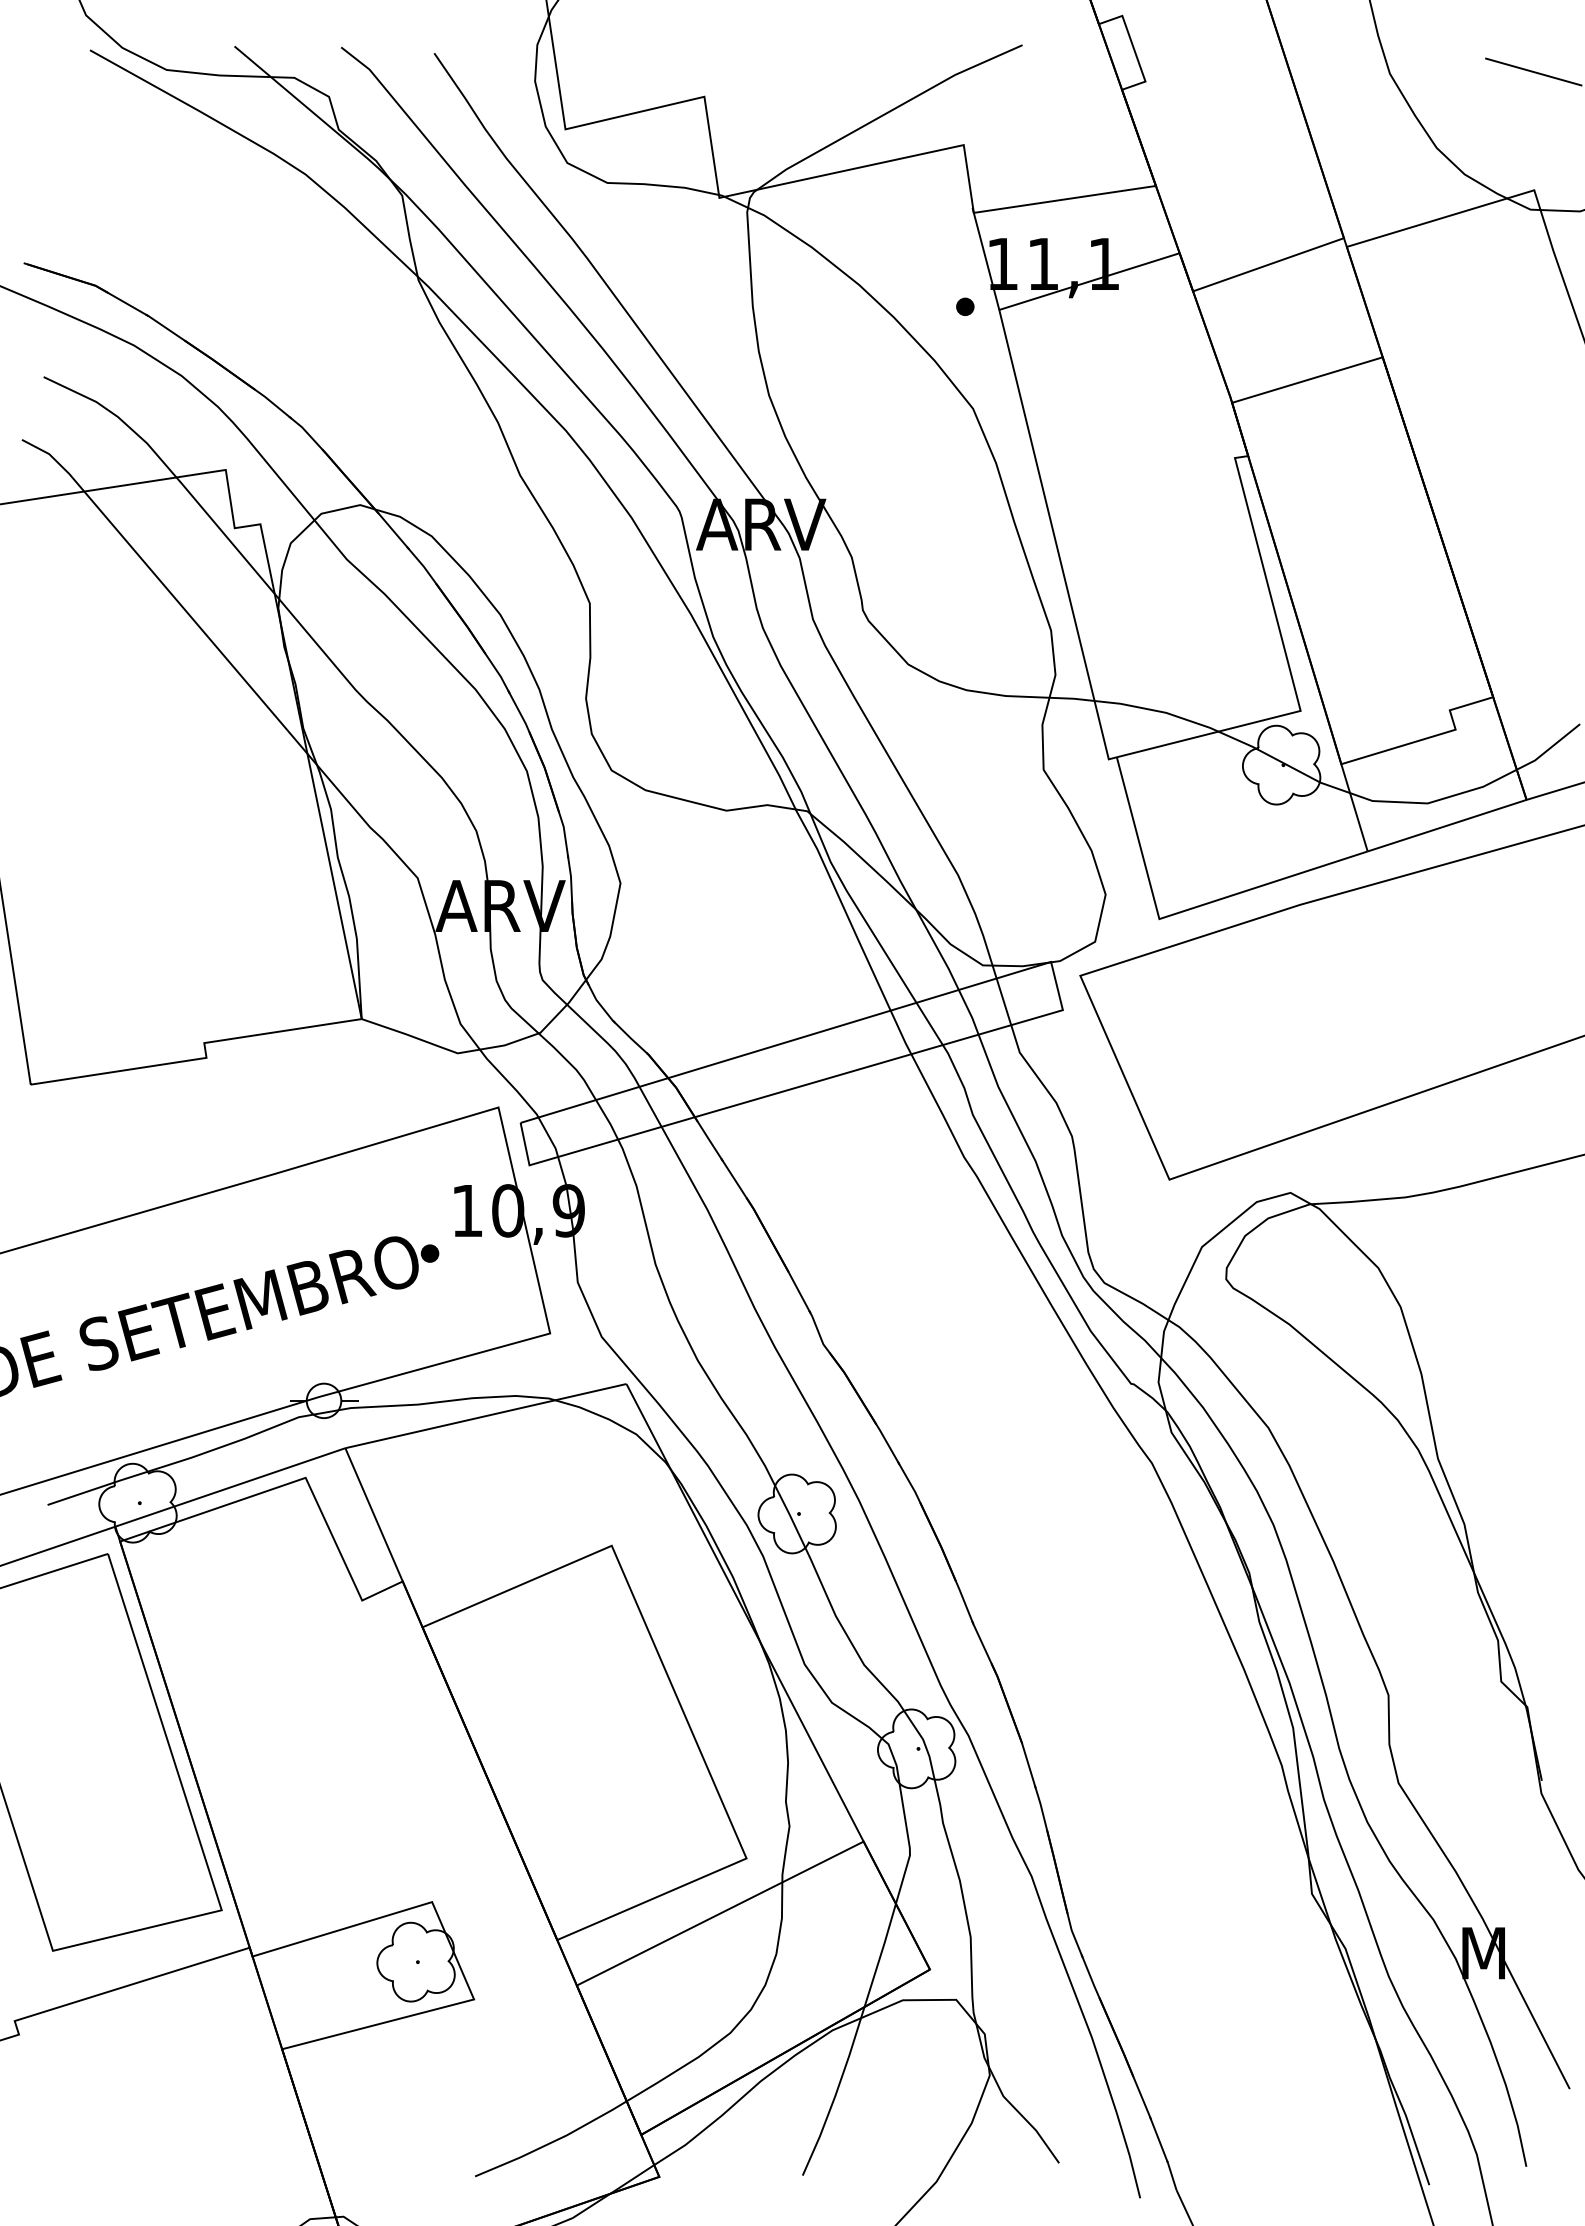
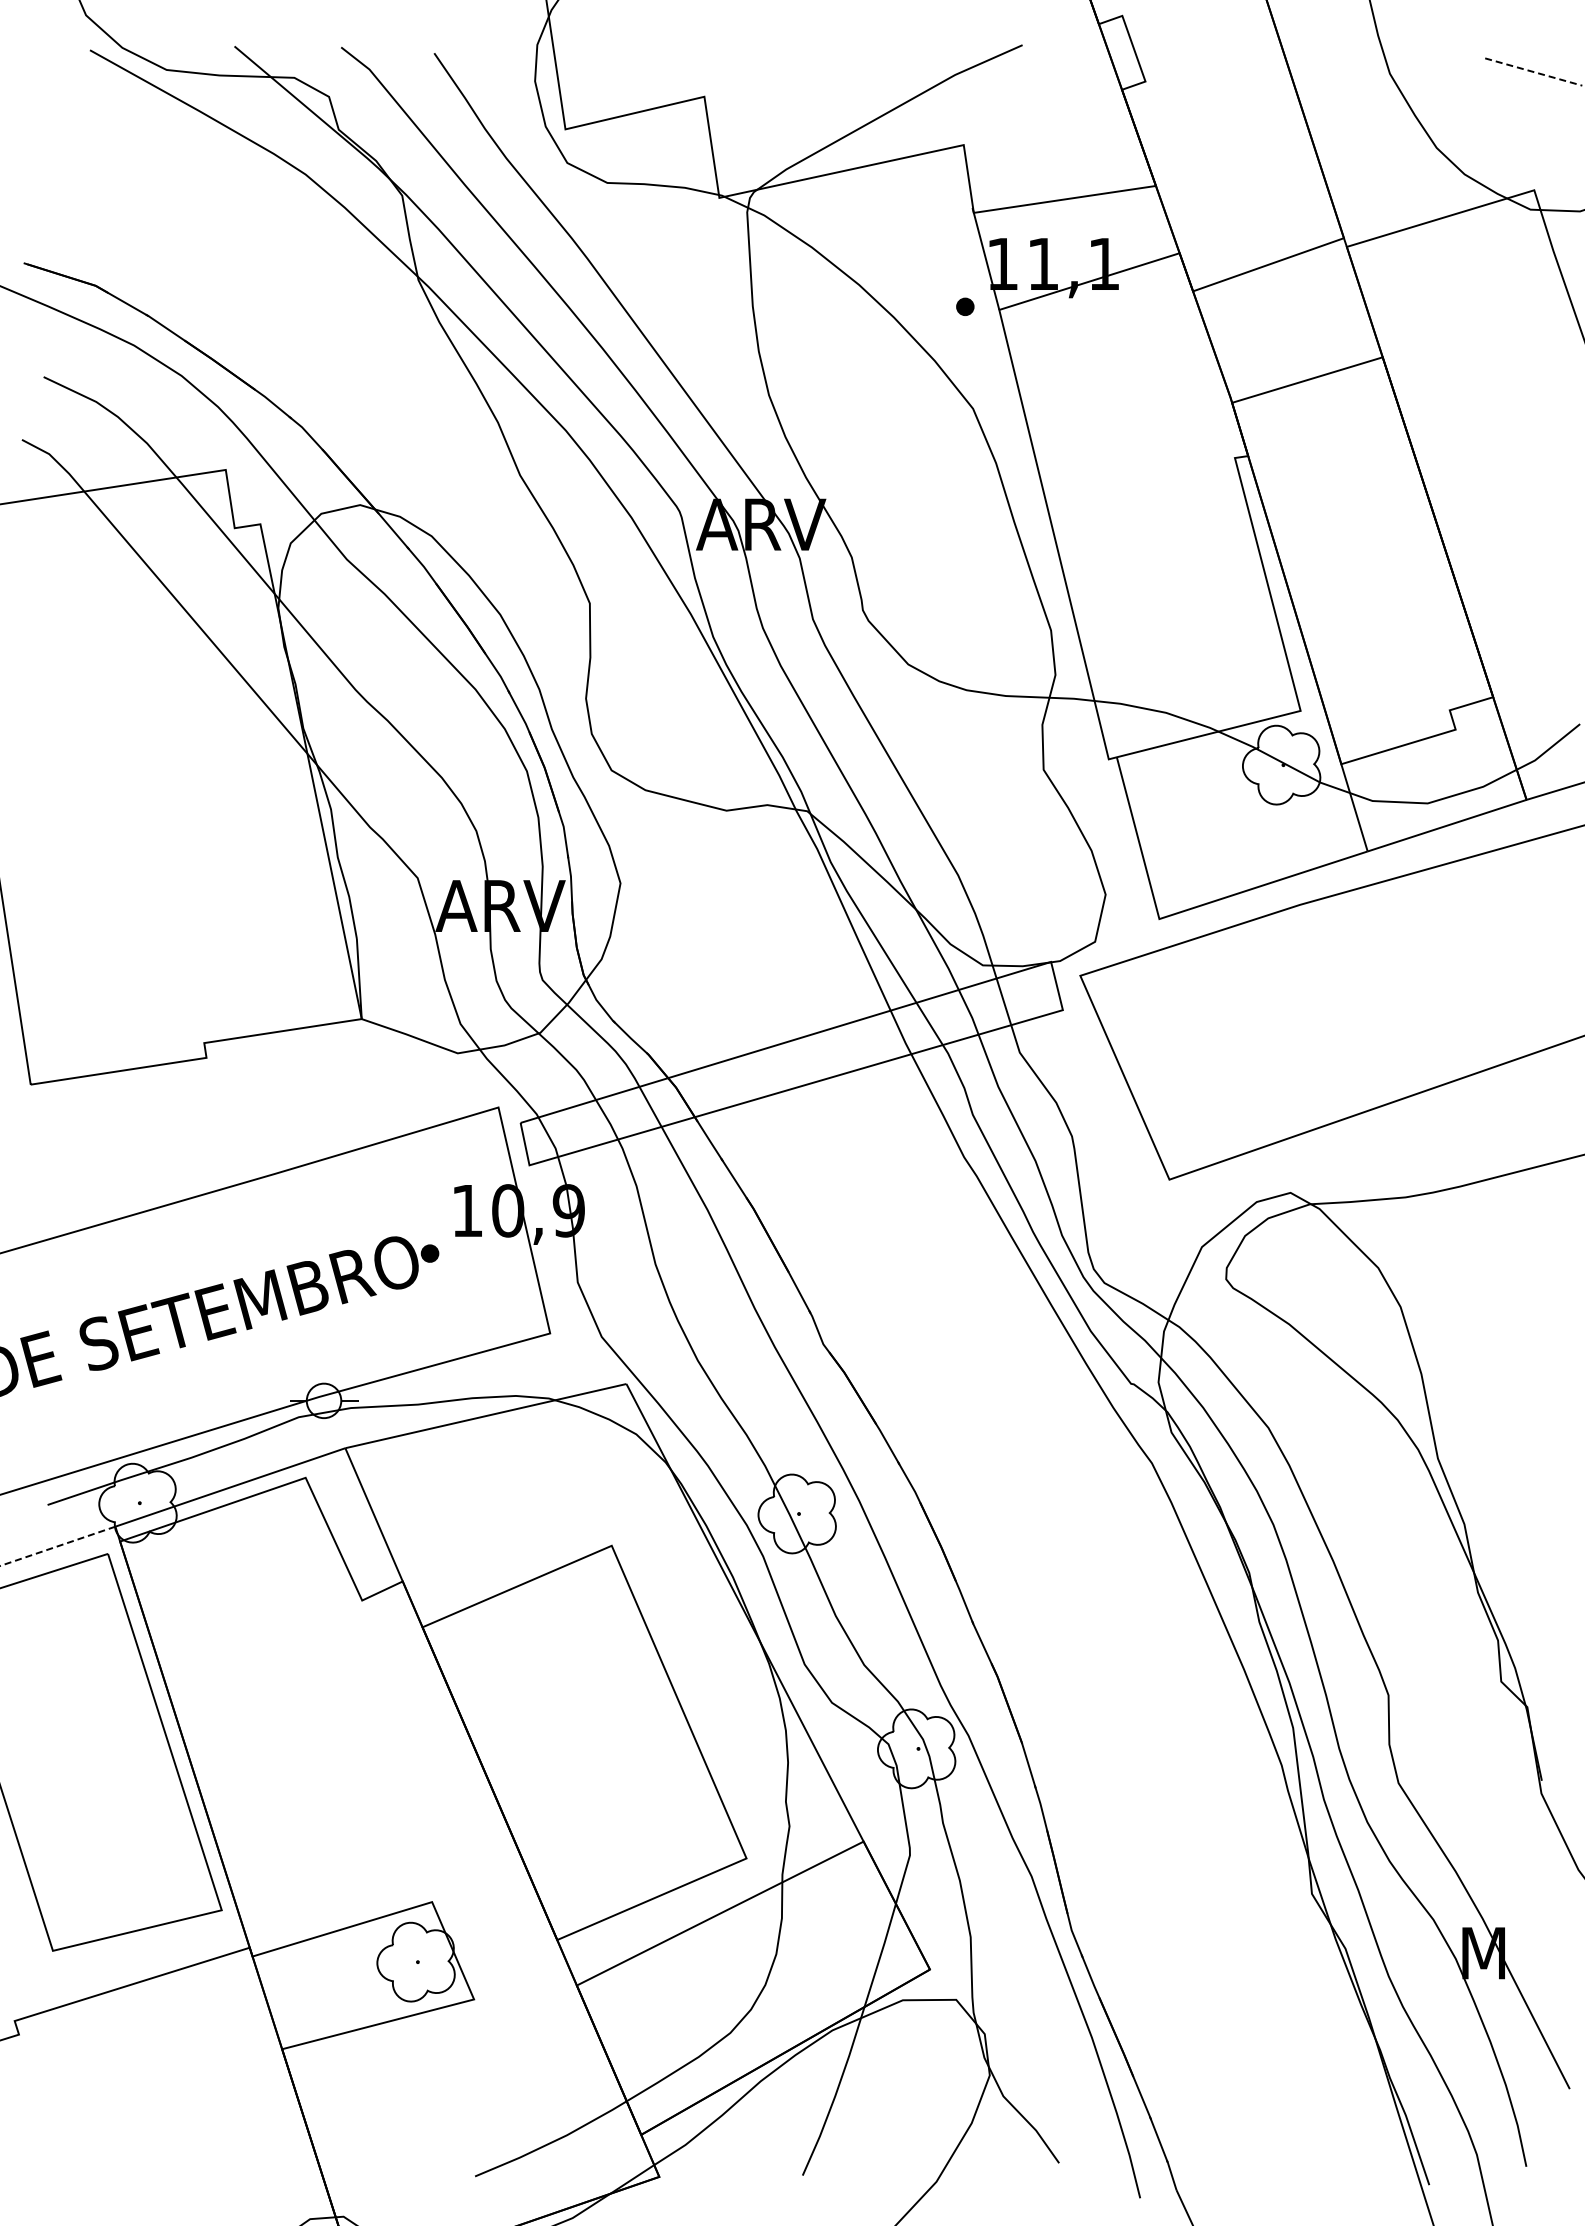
line: solid -> dashed (1534, 72)
line: solid -> dashed (57, 1546)
